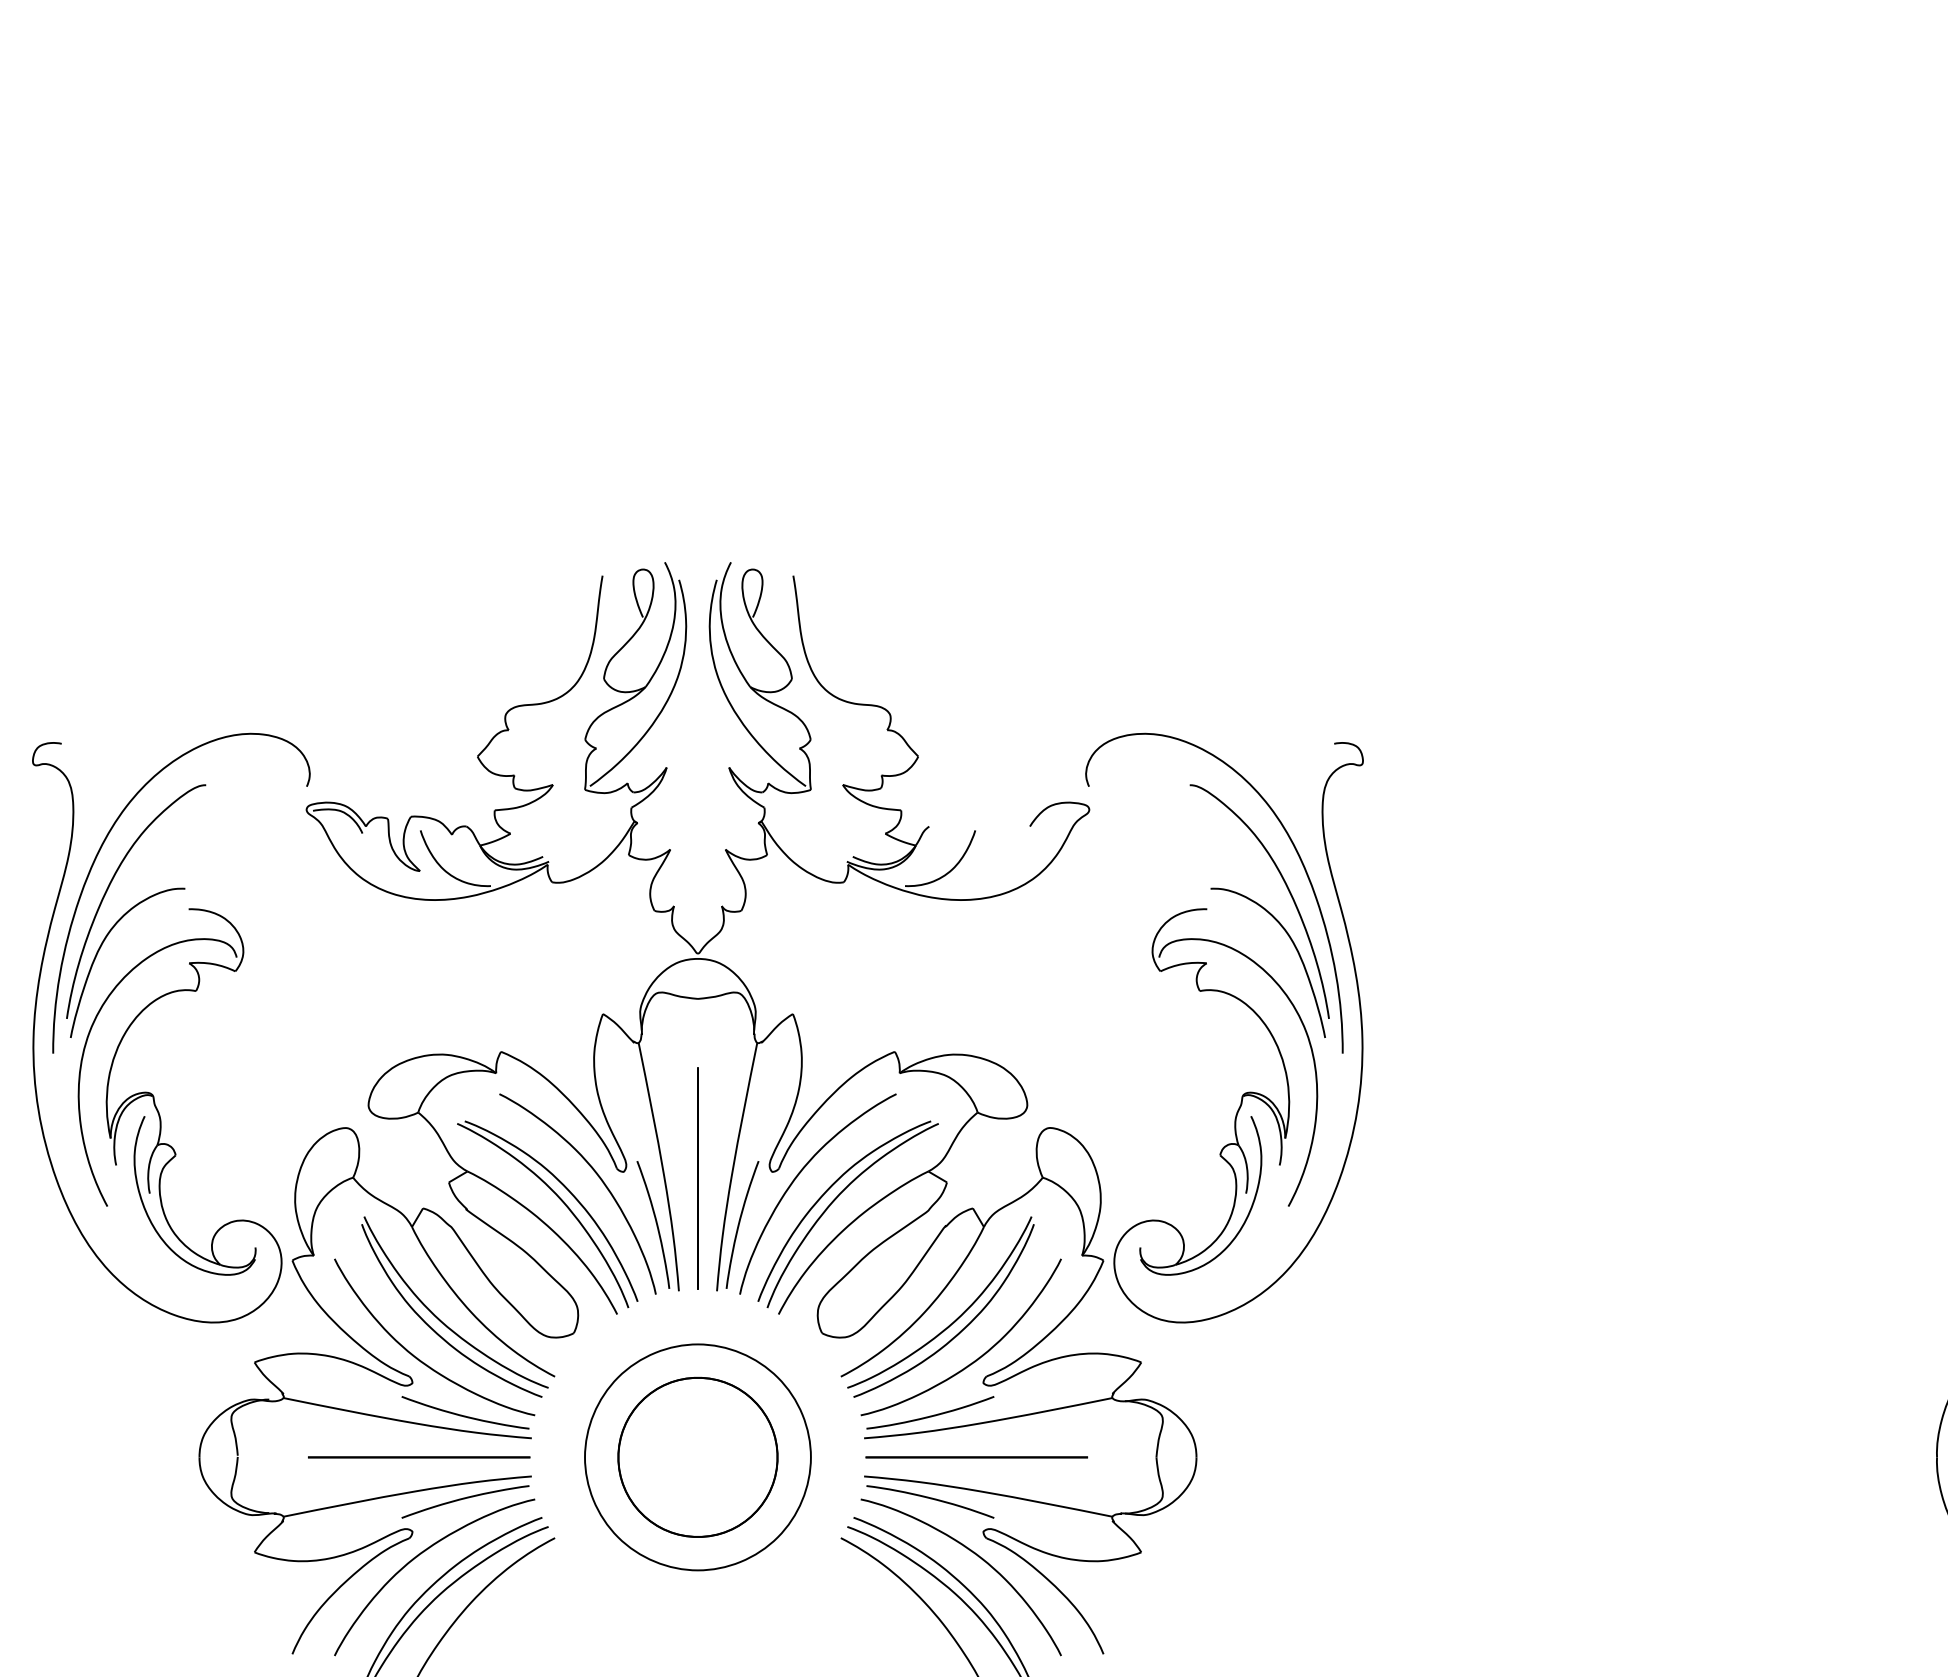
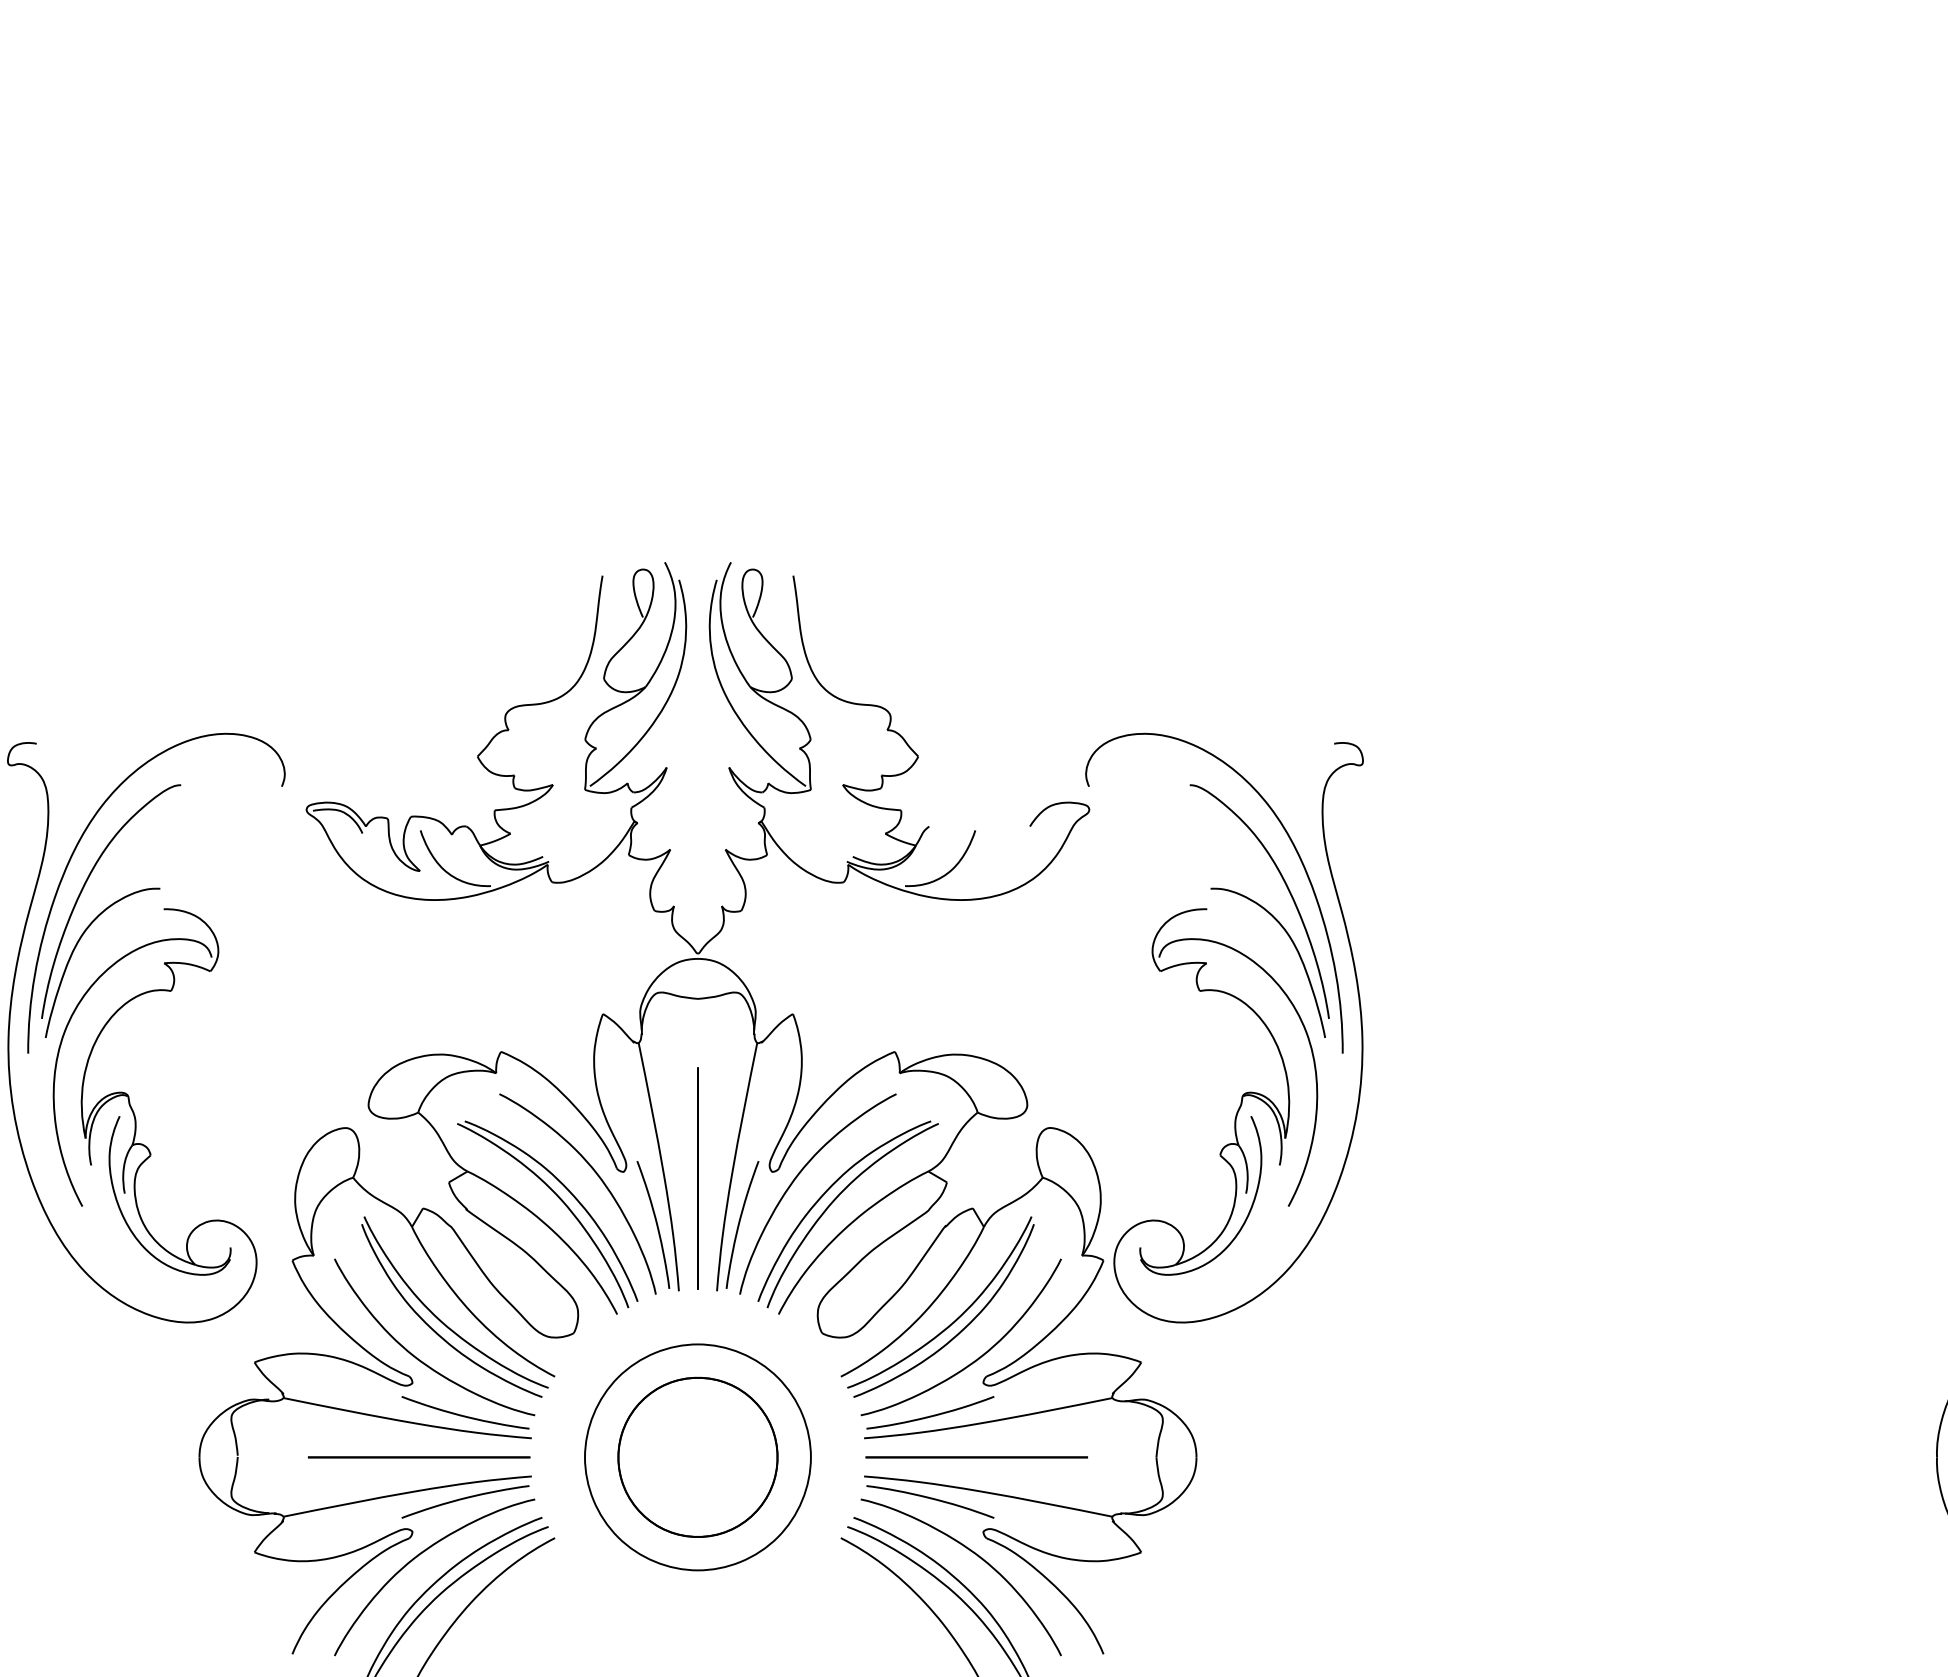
part position: (154, 1002) -> (129, 1002) (129, 1002)
